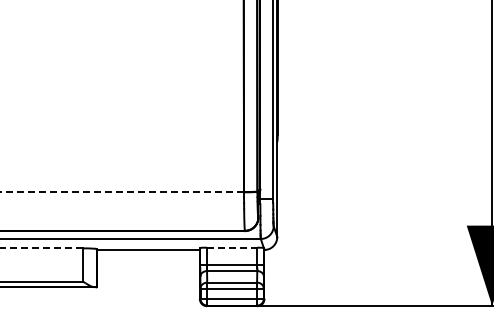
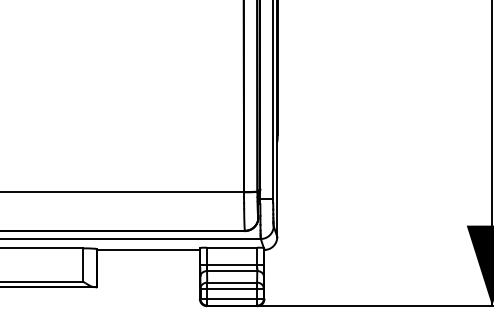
line: dashed -> solid (122, 191)
line: dashed -> solid (232, 247)
line: dashed -> solid (41, 248)
